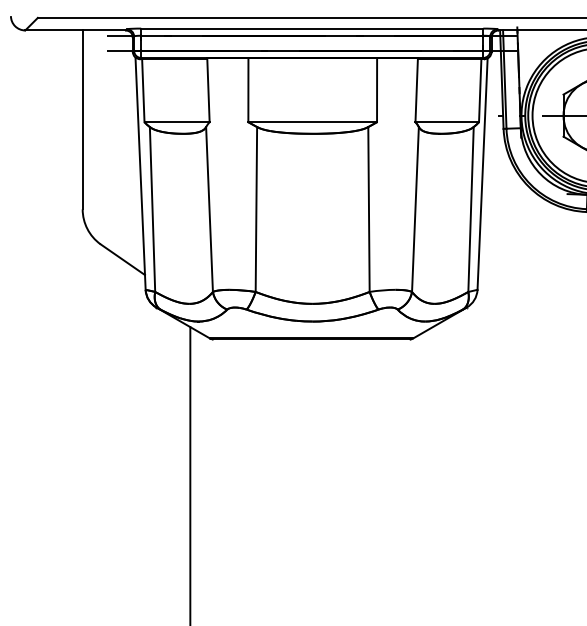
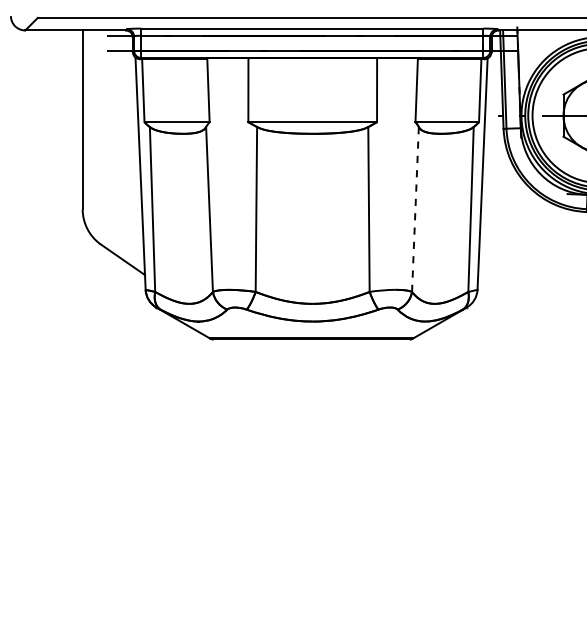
line: solid -> dashed (415, 209)
line: present -> none (190, 474)
